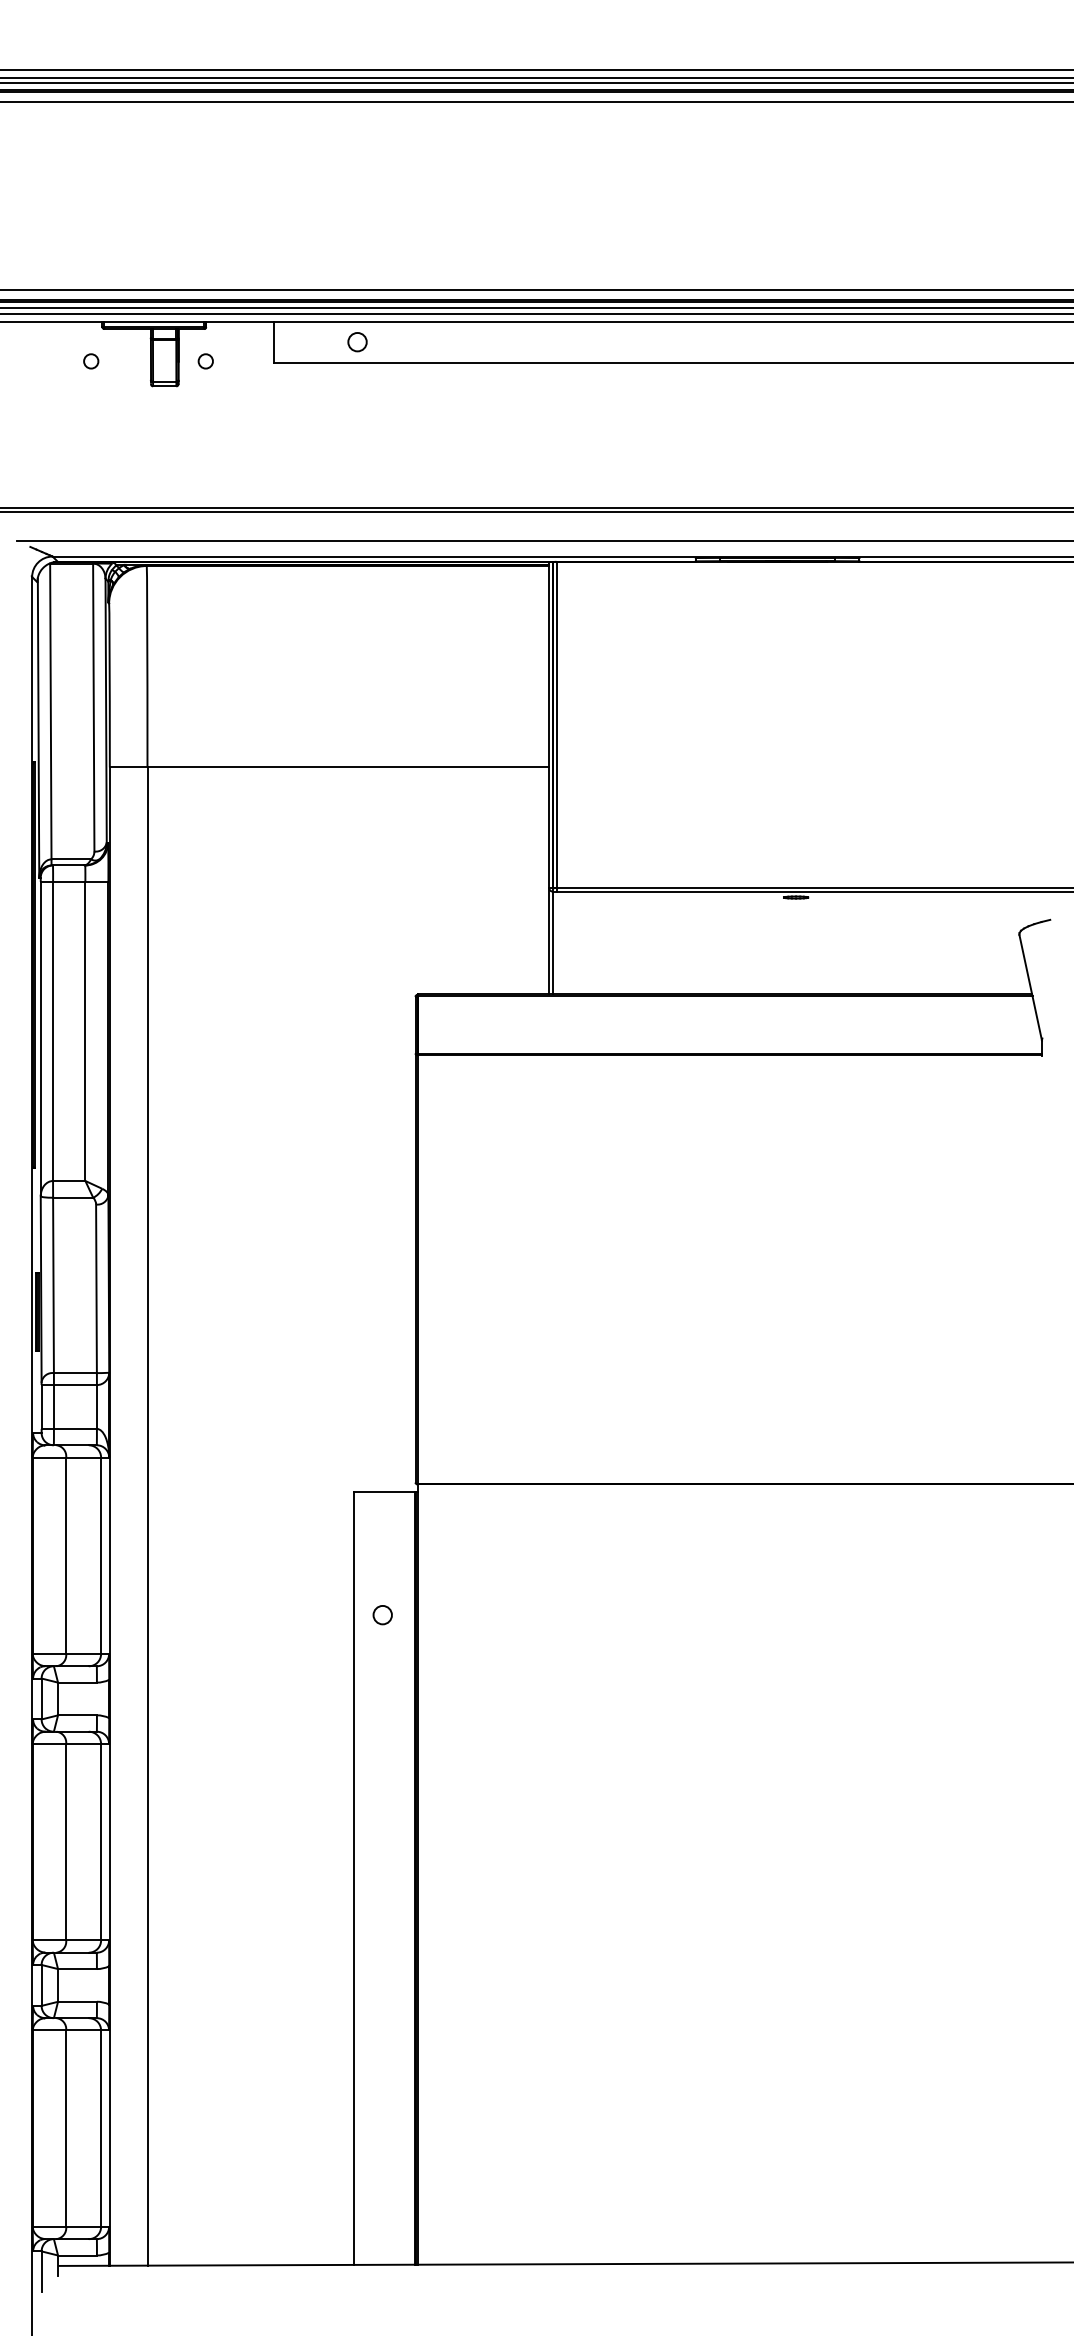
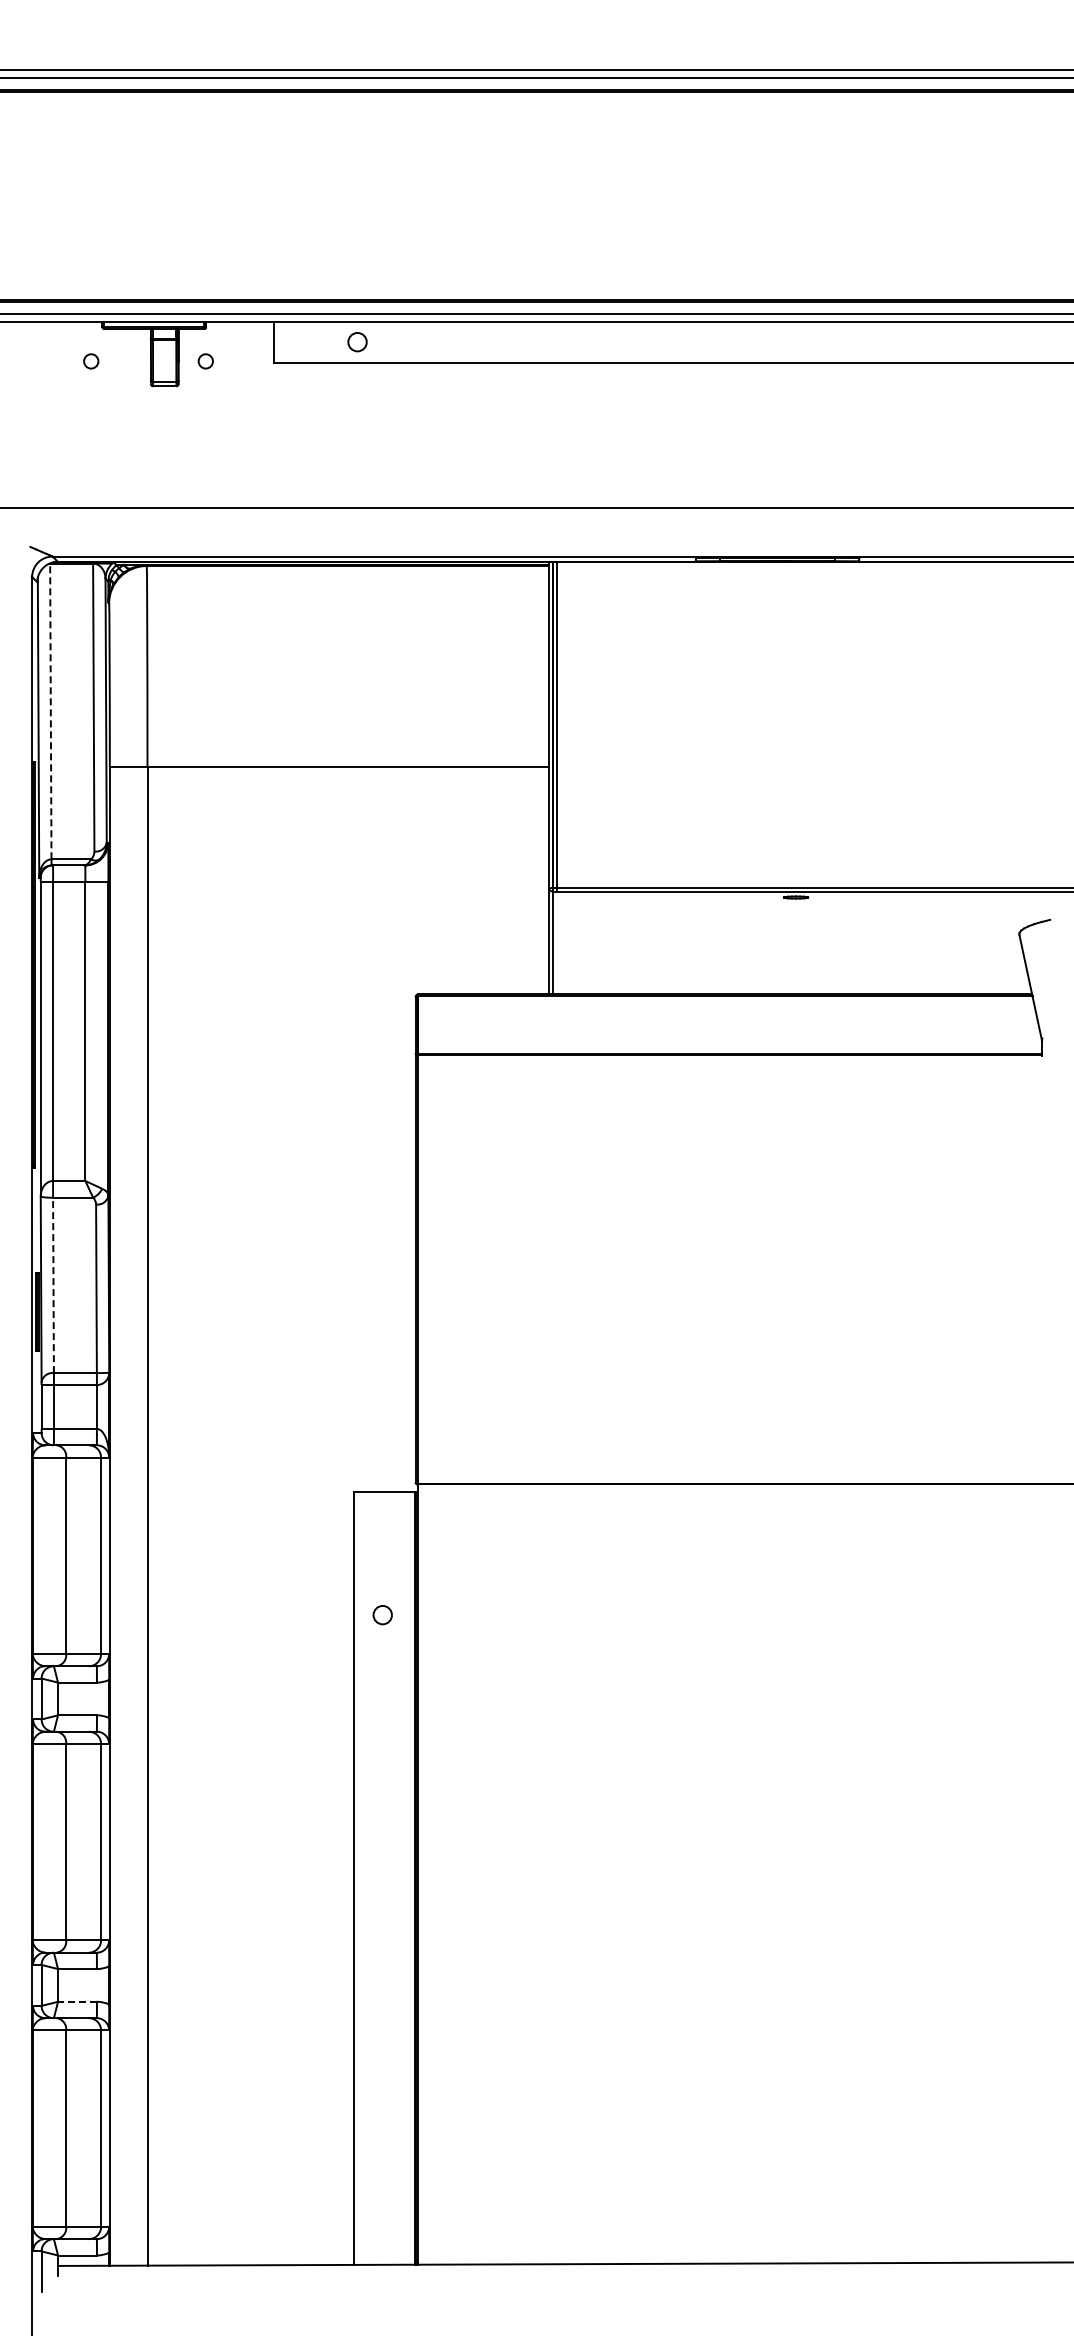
line: present -> none (536, 83)
line: present -> none (536, 101)
line: present -> none (536, 290)
line: present -> none (536, 308)
line: present -> none (536, 512)
line: present -> none (543, 541)
line: solid -> dashed (50, 711)
line: solid -> dashed (53, 1285)
line: solid -> dashed (77, 2001)
